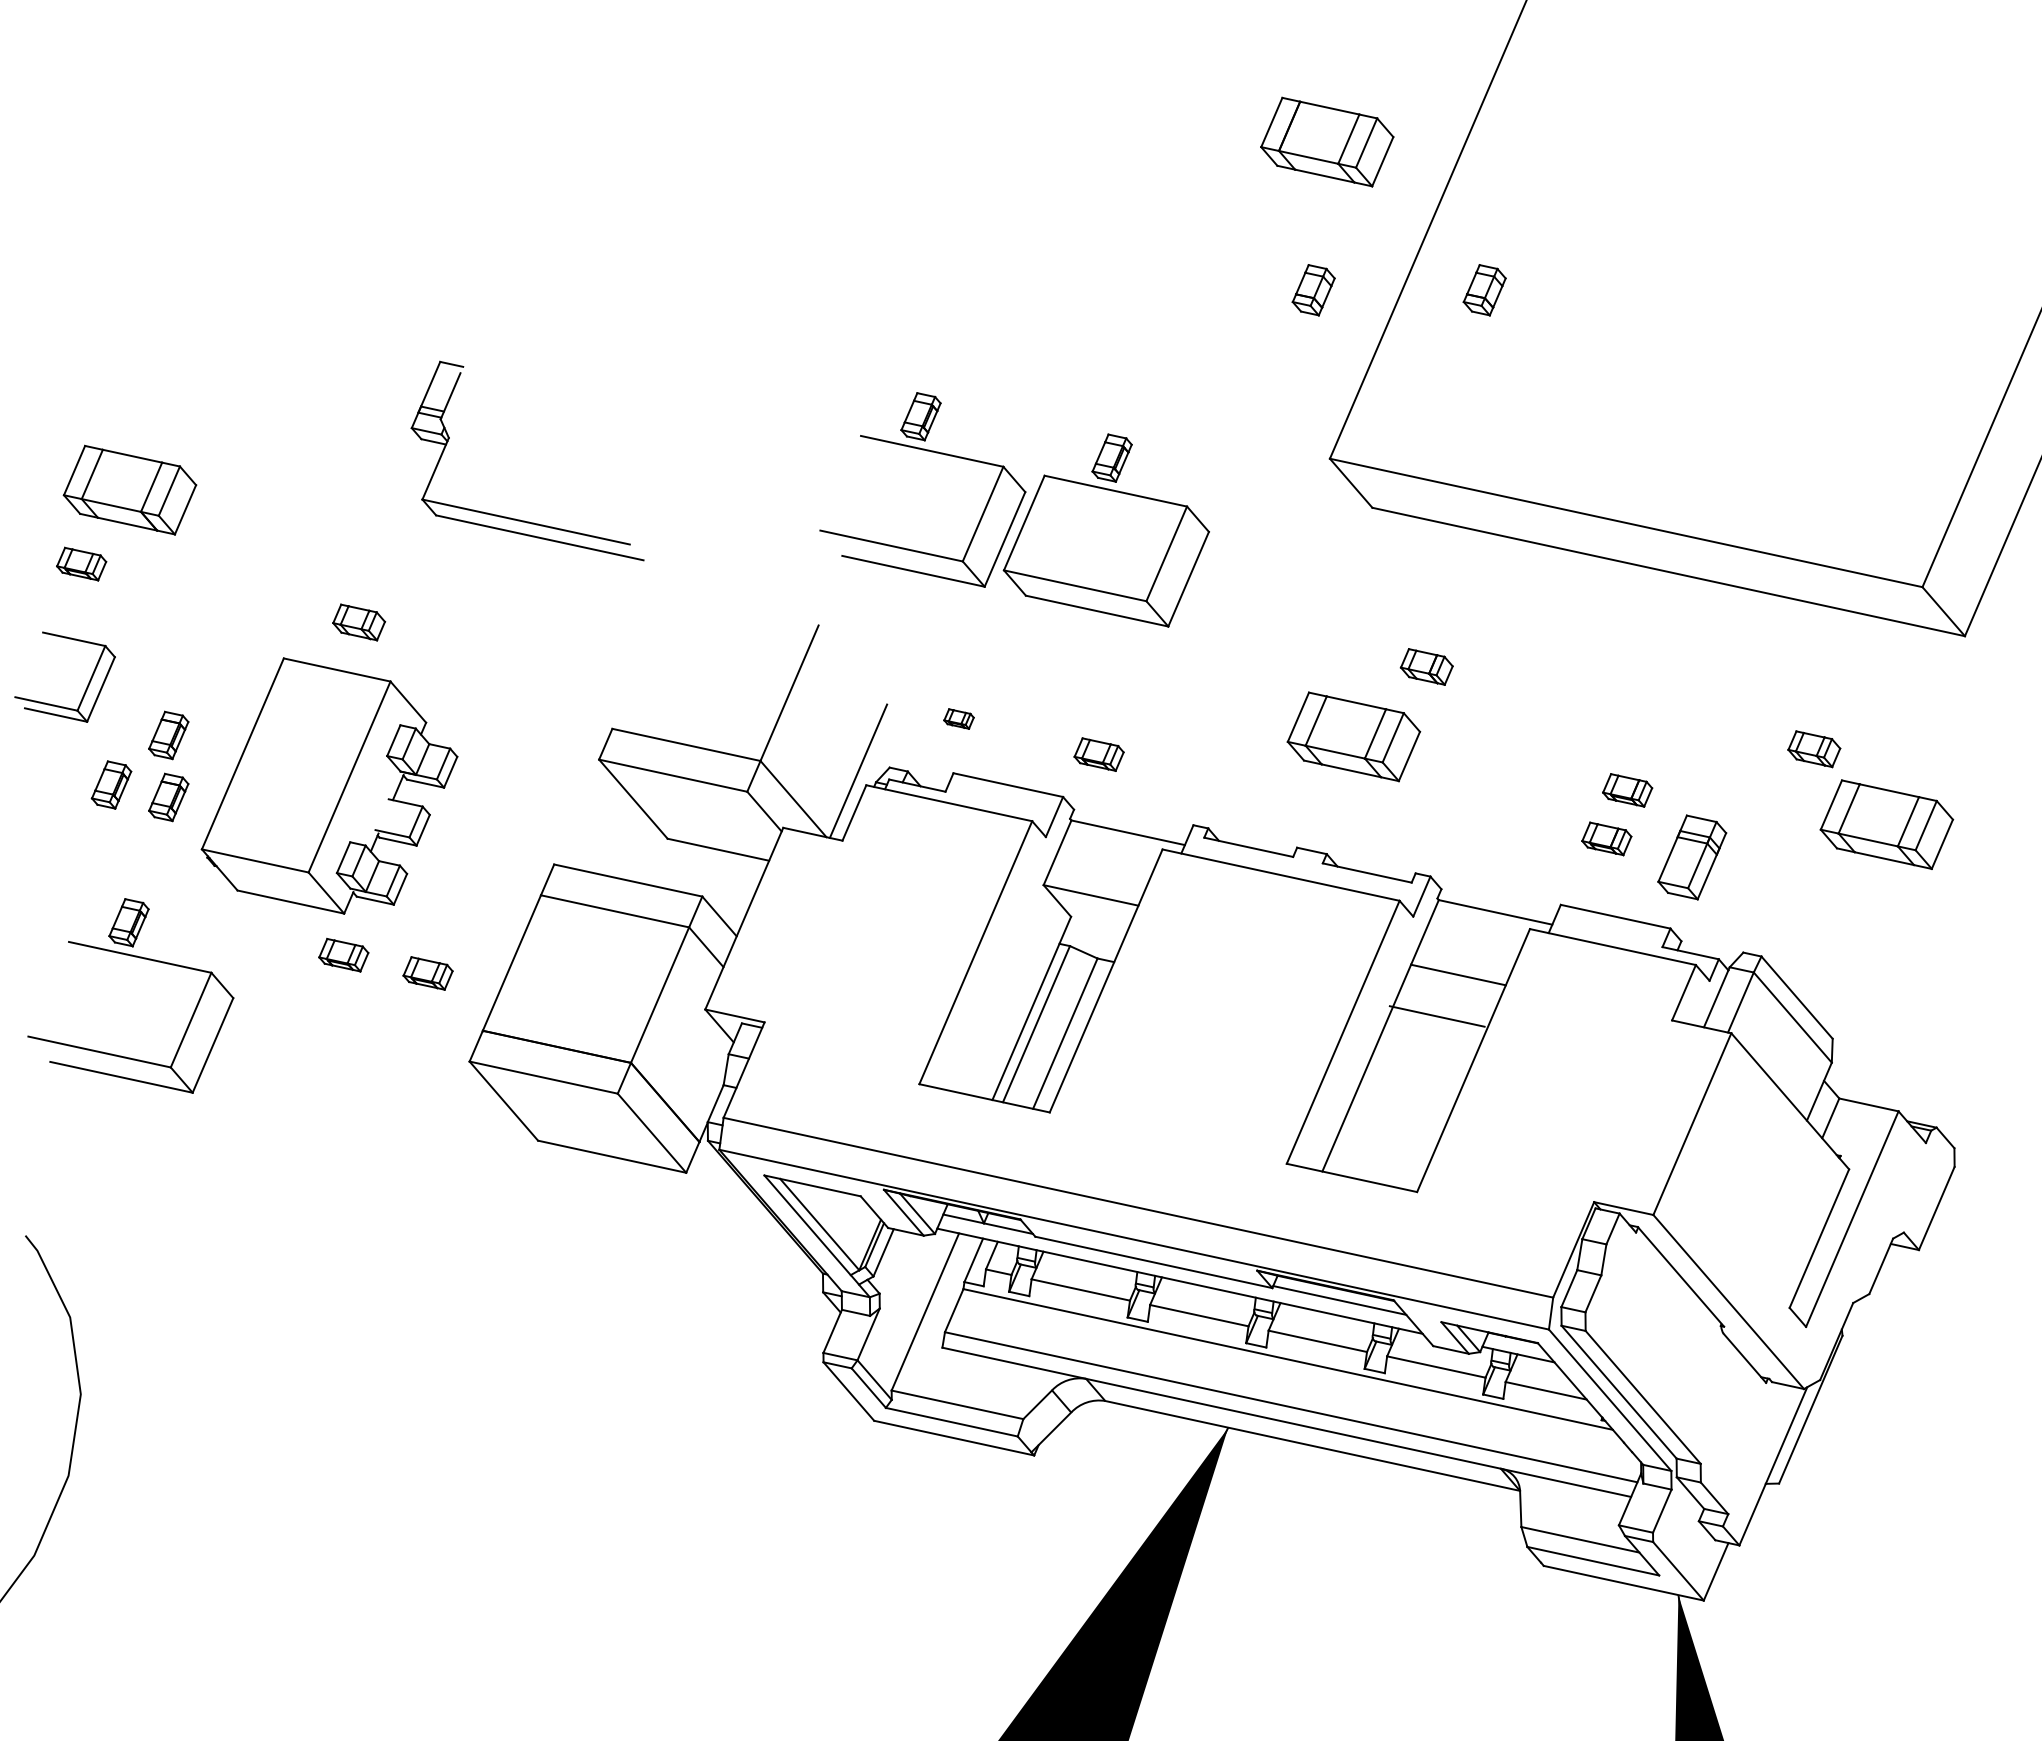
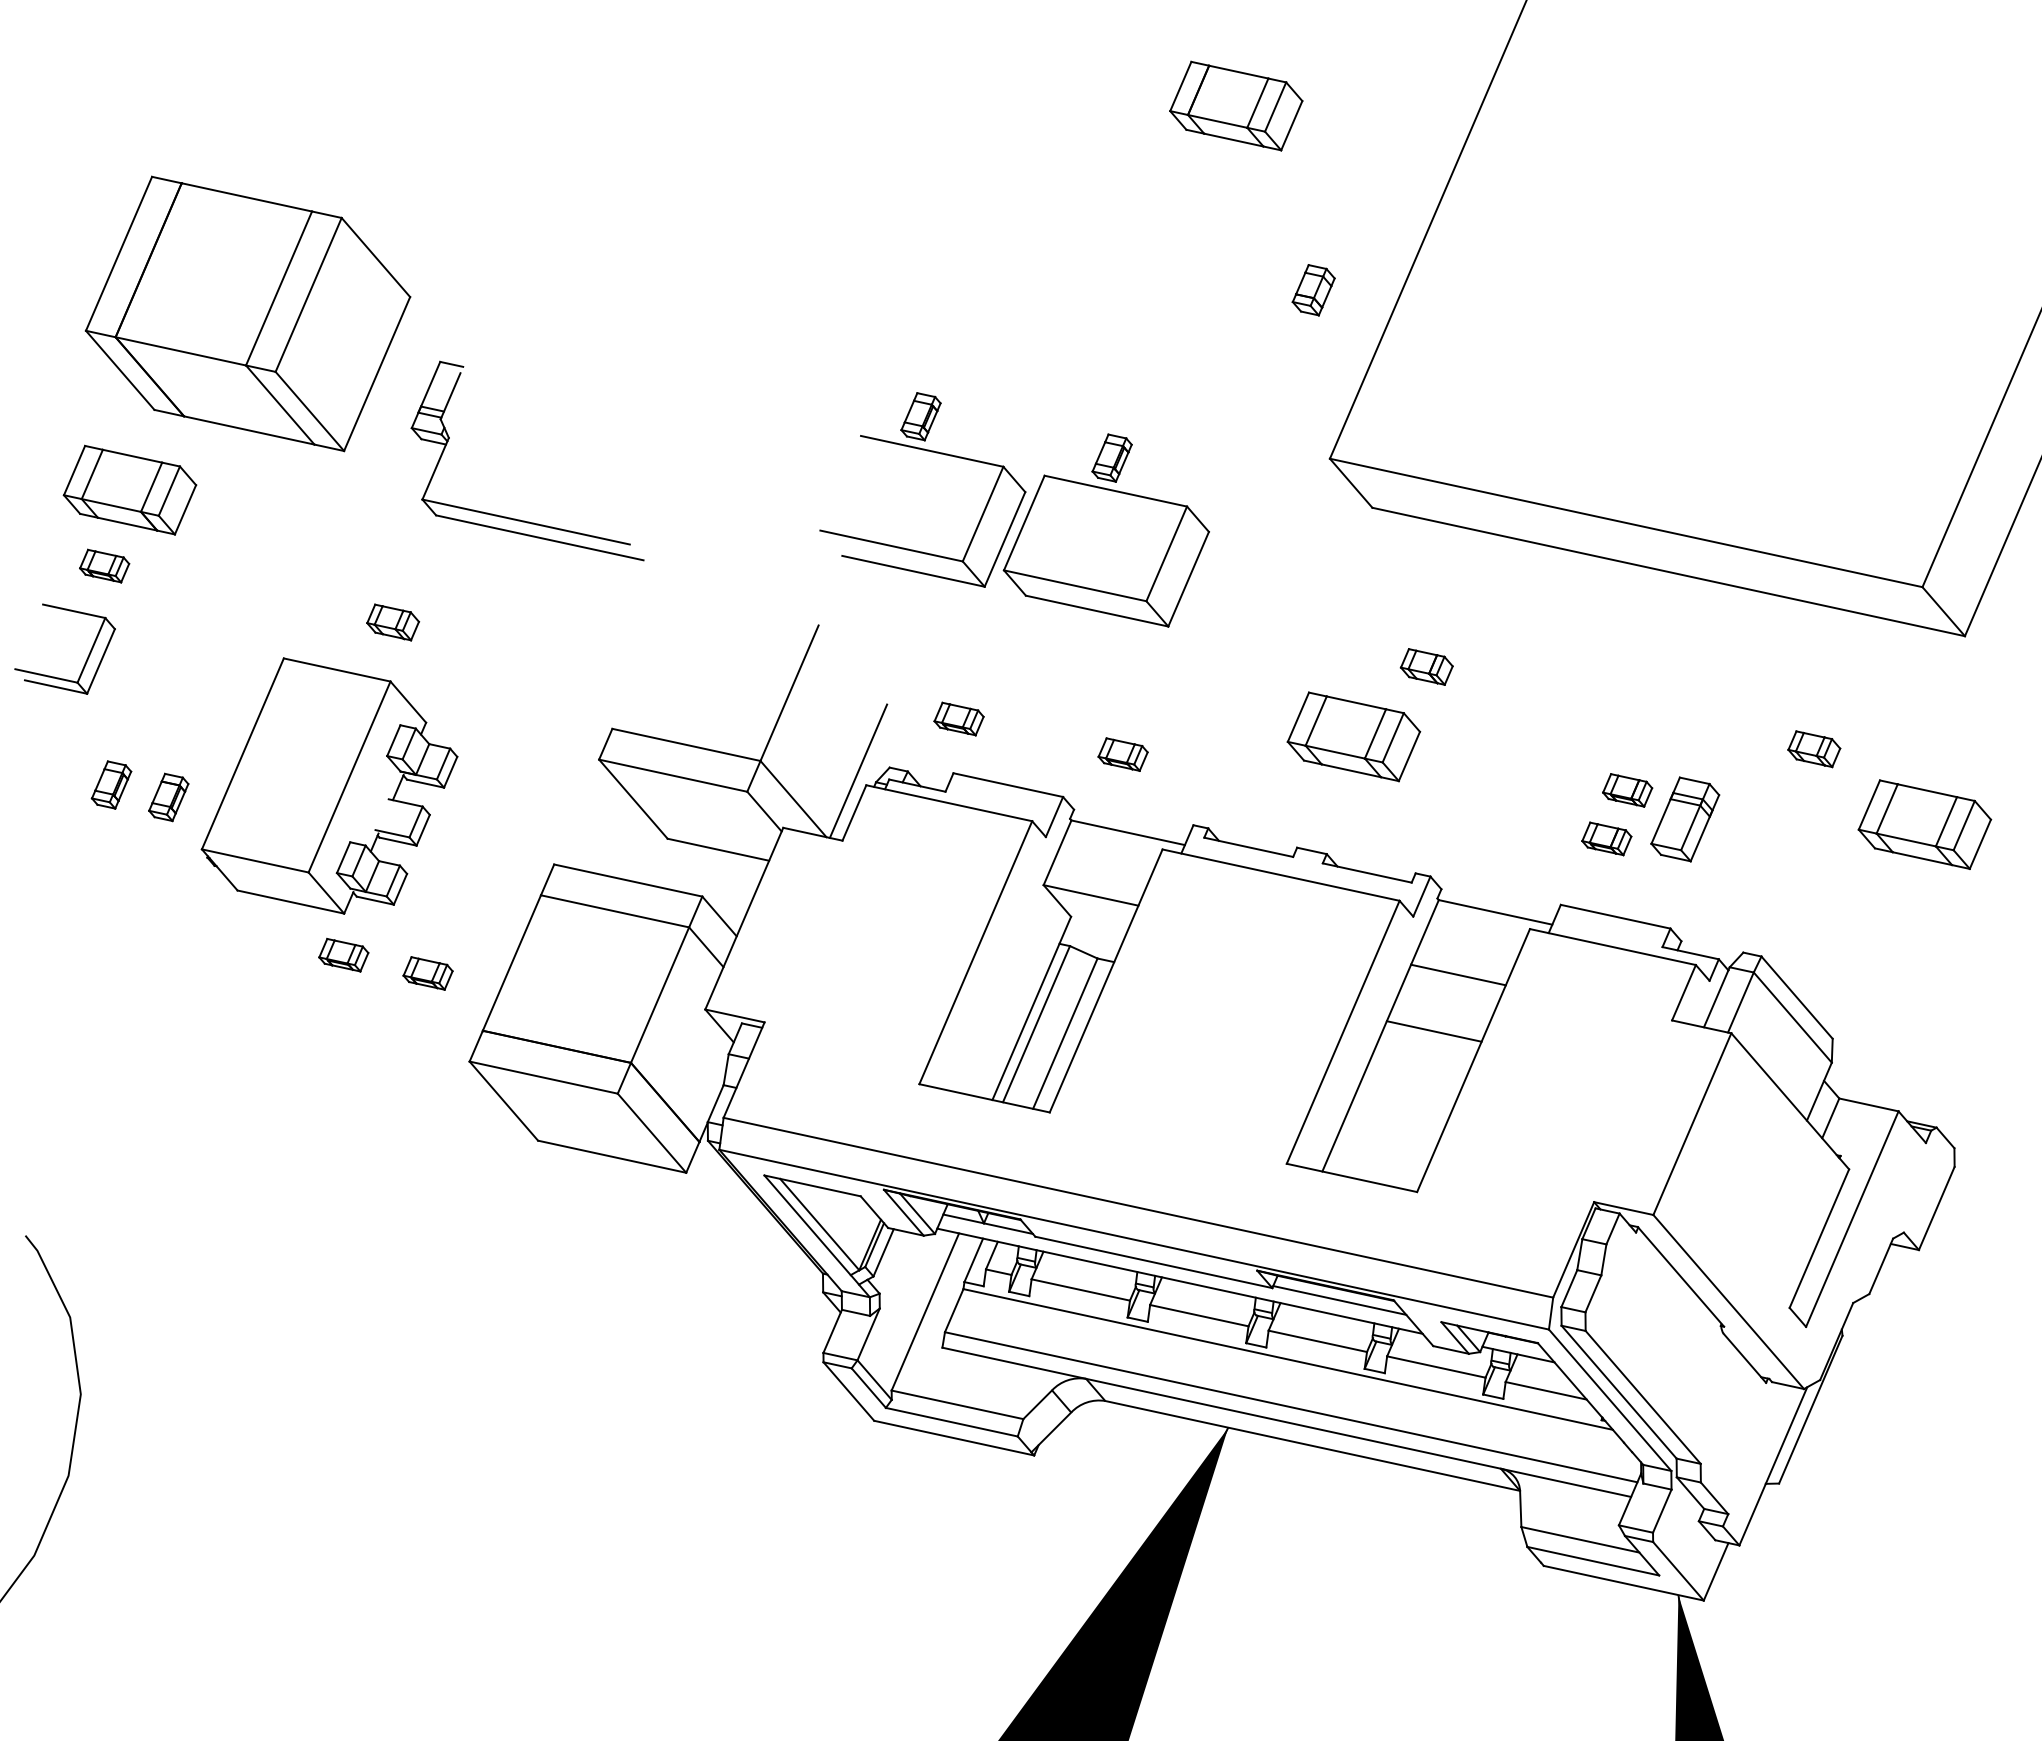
part position: (1327, 141) -> (1236, 105) (1236, 105)
part: present -> none (1484, 290)
part: none -> present (247, 313)
part position: (81, 563) -> (104, 565) (104, 565)
part position: (359, 622) -> (393, 622) (393, 622)
part position: (87, 684) -> (87, 656) (87, 656)
part size: 32x22 px -> 52x36 px (958, 718)
part: present -> none (168, 735)
part position: (1098, 754) -> (1122, 754) (1122, 754)
part position: (1886, 824) -> (1924, 824) (1924, 824)
part position: (1692, 857) -> (1685, 819) (1685, 819)
part: present -> none (139, 958)
line position: (1436, 1016) -> (1433, 1031) (1433, 1031)
